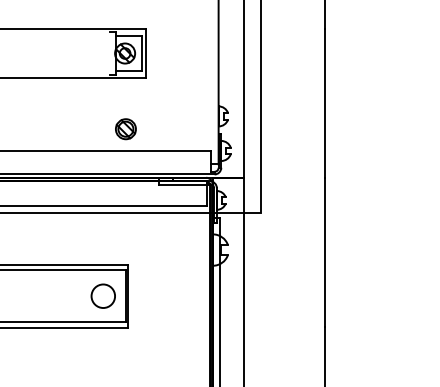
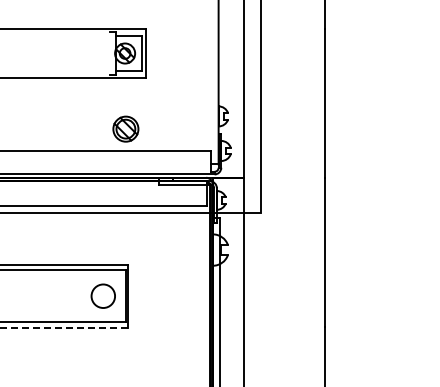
part size: 22x23 px -> 28x28 px (125, 128)
line: solid -> dashed (63, 327)
